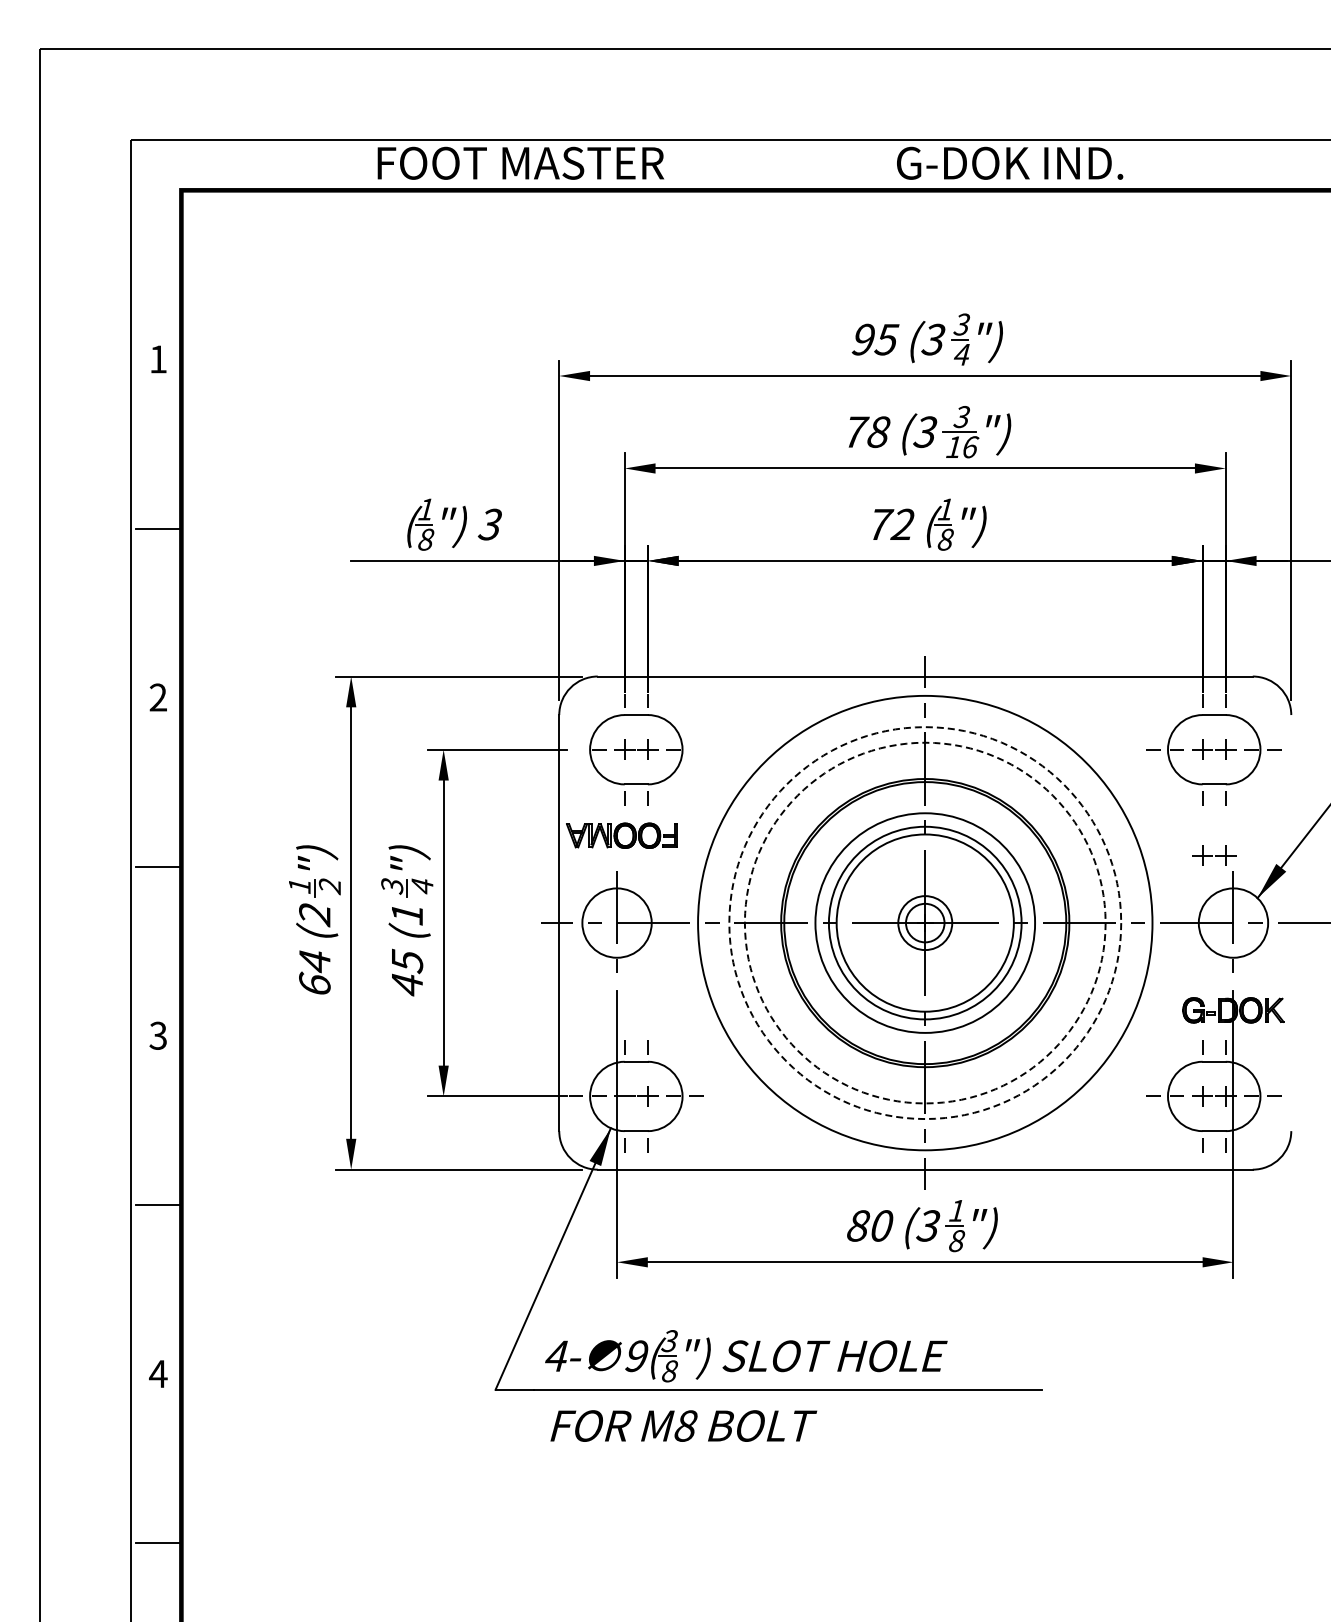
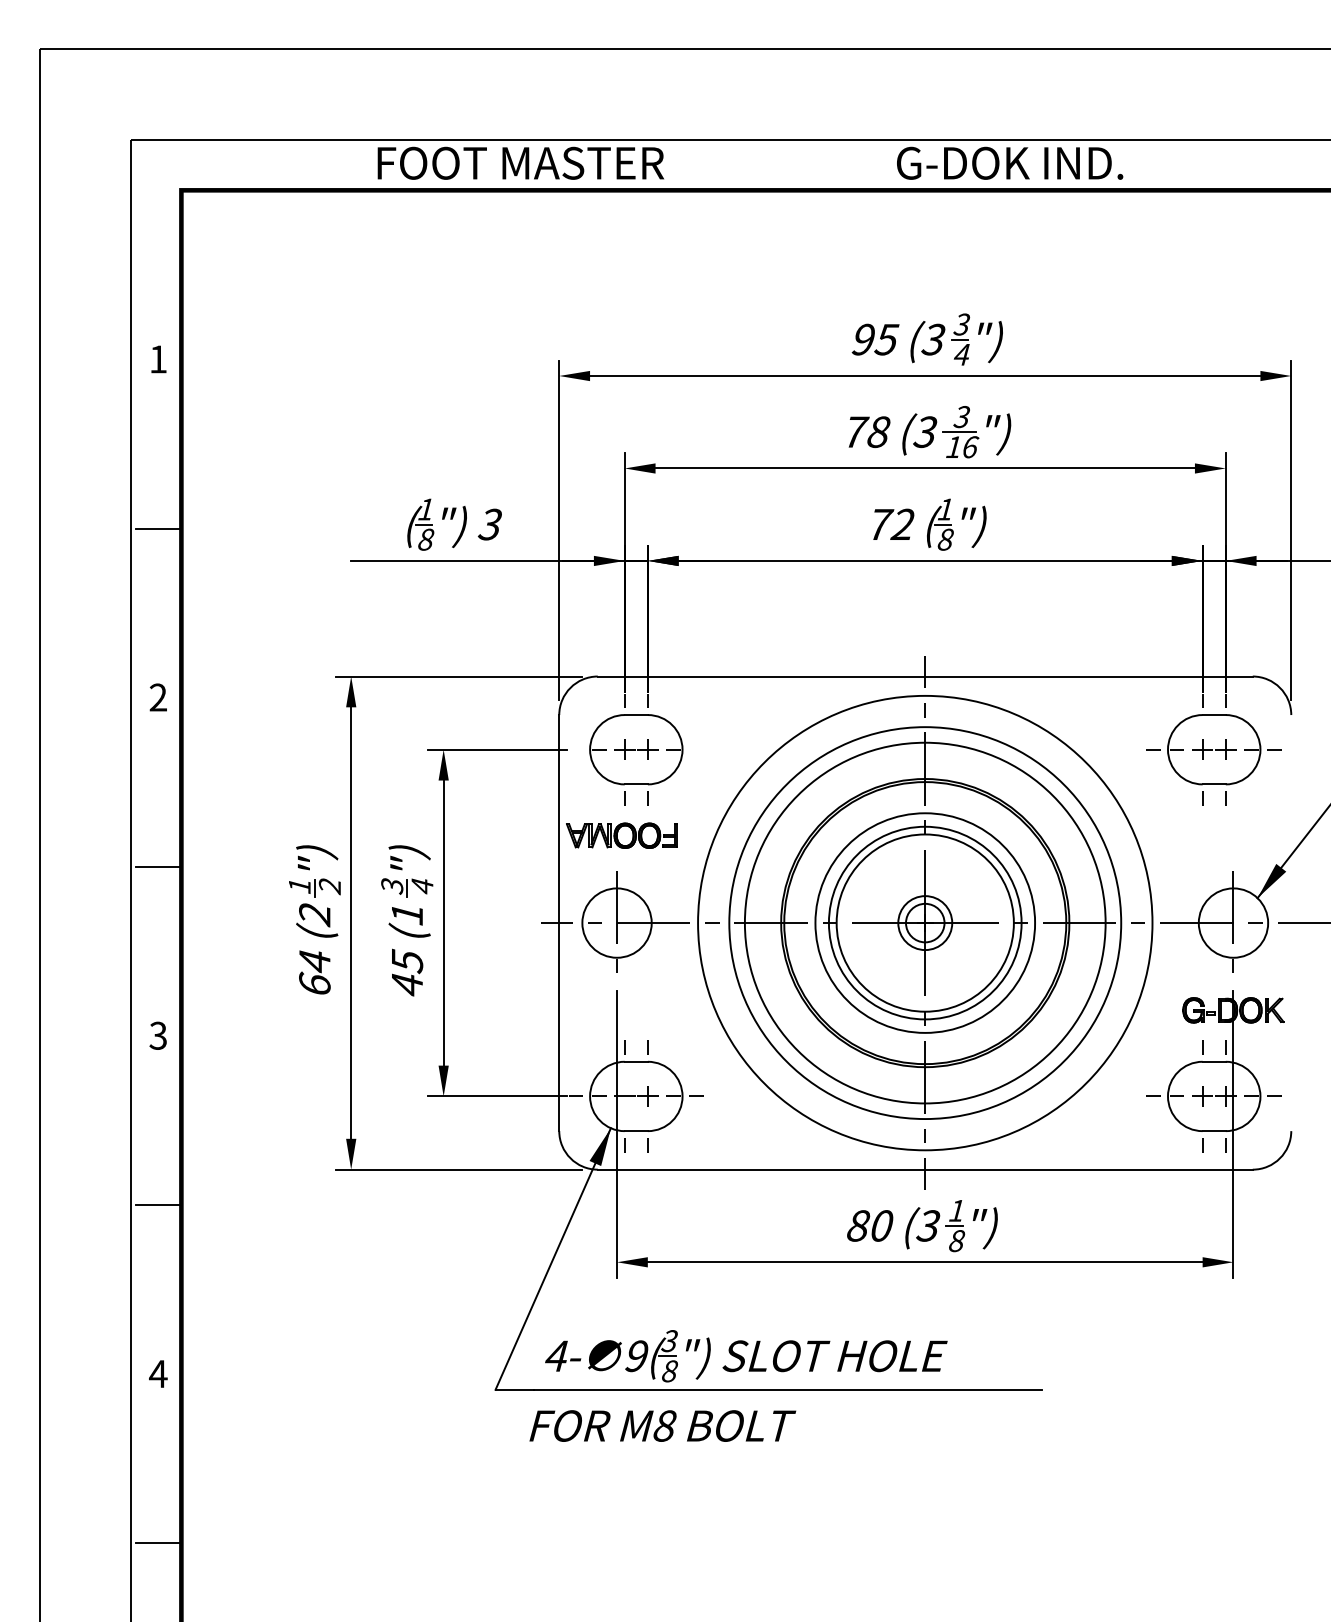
part: present -> none (1214, 855)
circle: dashed -> solid (924, 922)
circle: dashed -> solid (925, 923)
text position: (683, 1425) -> (662, 1425) (662, 1425)
